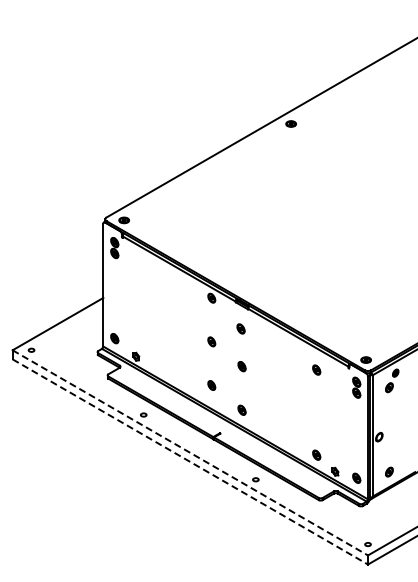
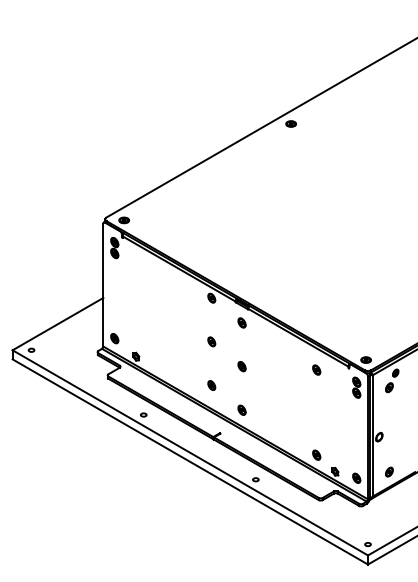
part position: (240, 328) -> (241, 322) (241, 322)
line: dashed -> solid (190, 453)
line: dashed -> solid (190, 462)
